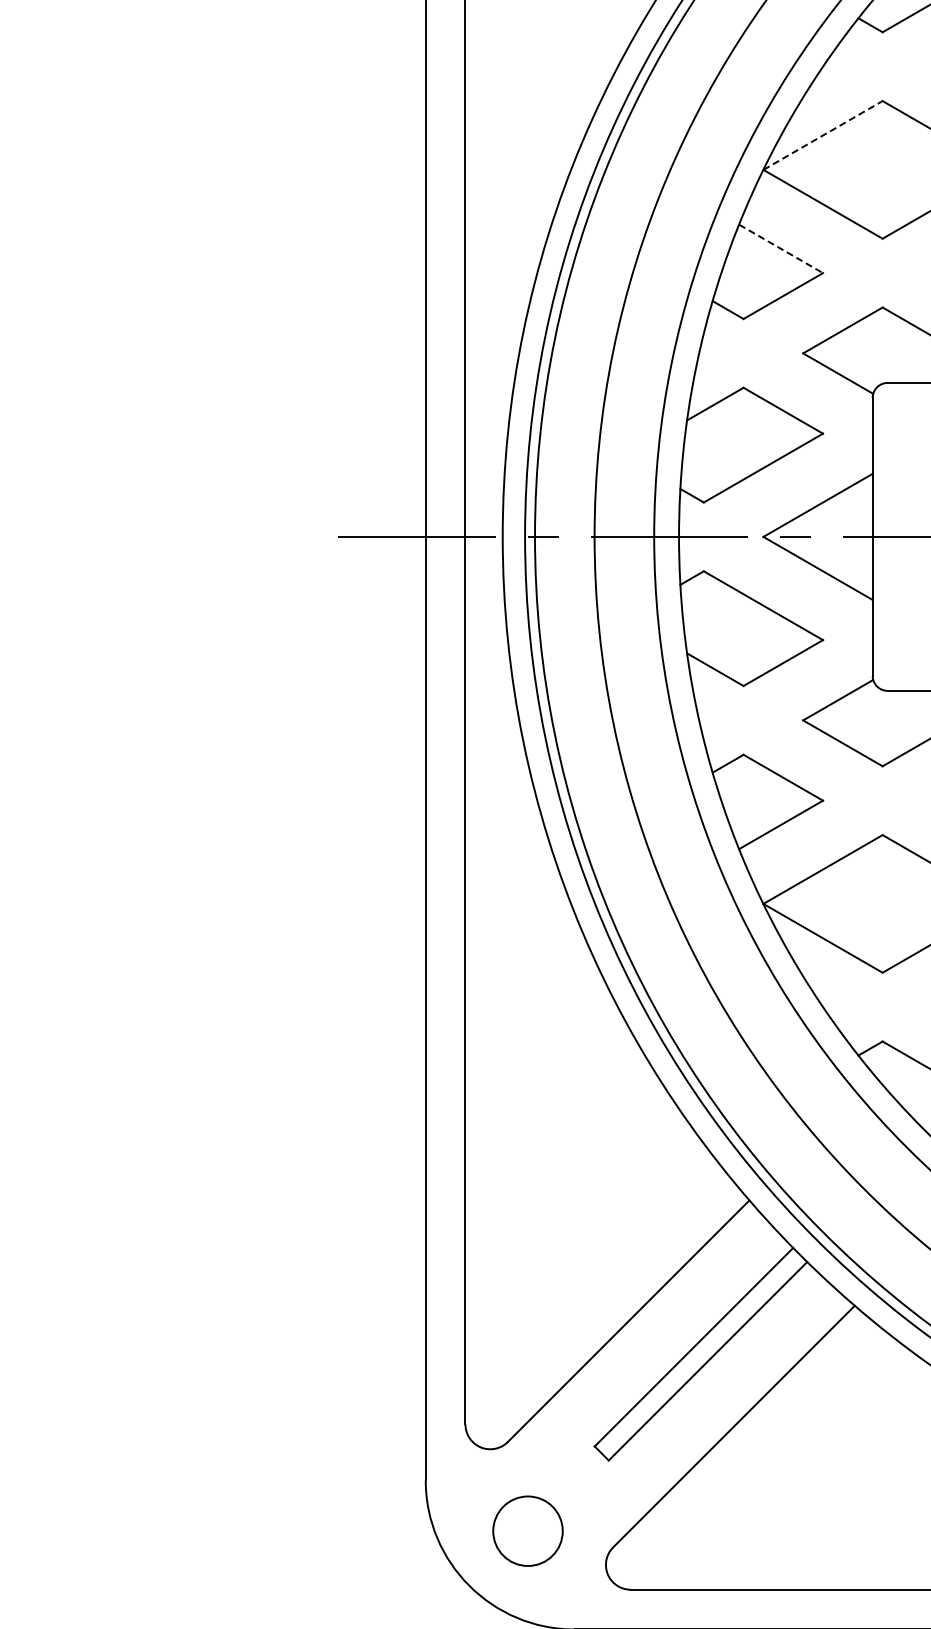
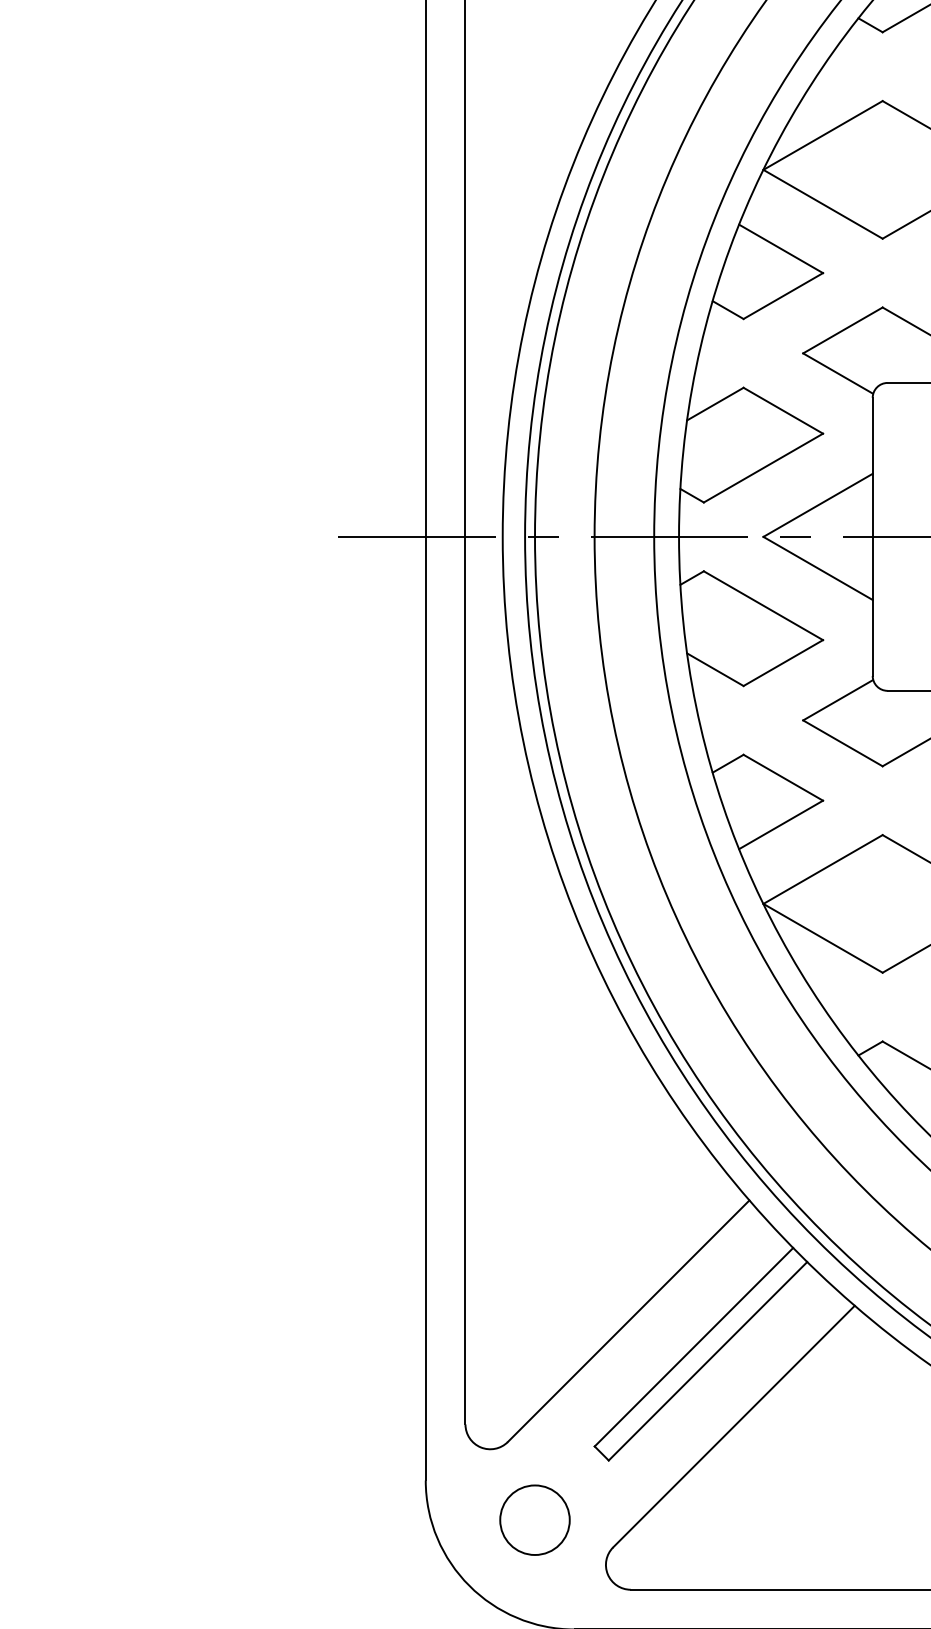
line: dashed -> solid (823, 135)
line: dashed -> solid (781, 249)
circle position: (527, 1530) -> (534, 1519) (534, 1519)
